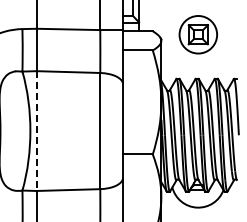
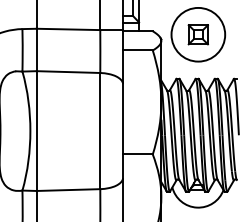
circle diameter: 38 px -> 54 px (198, 34)
line: dashed -> solid (36, 131)
